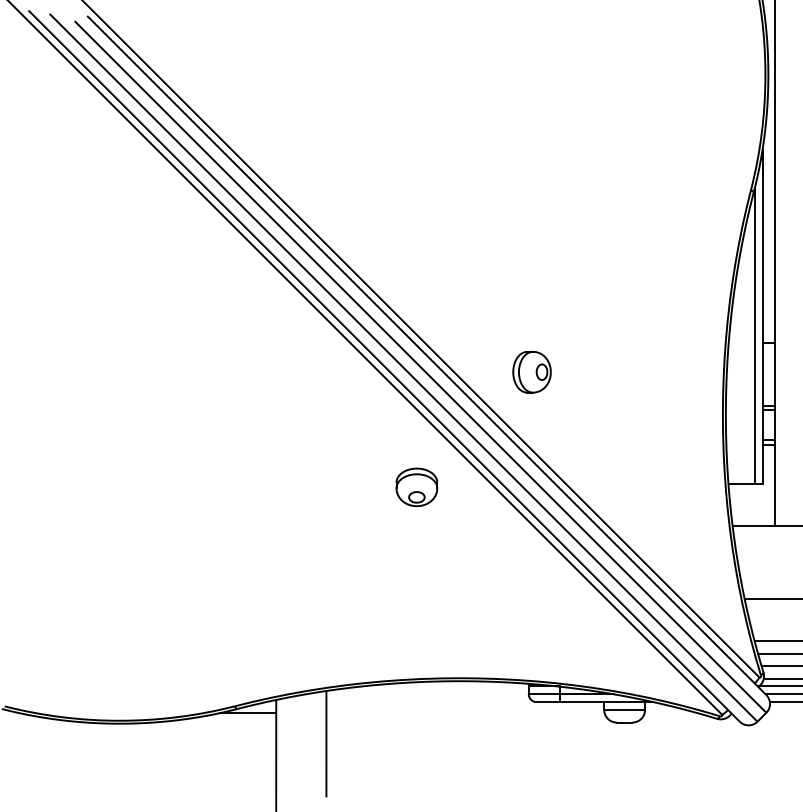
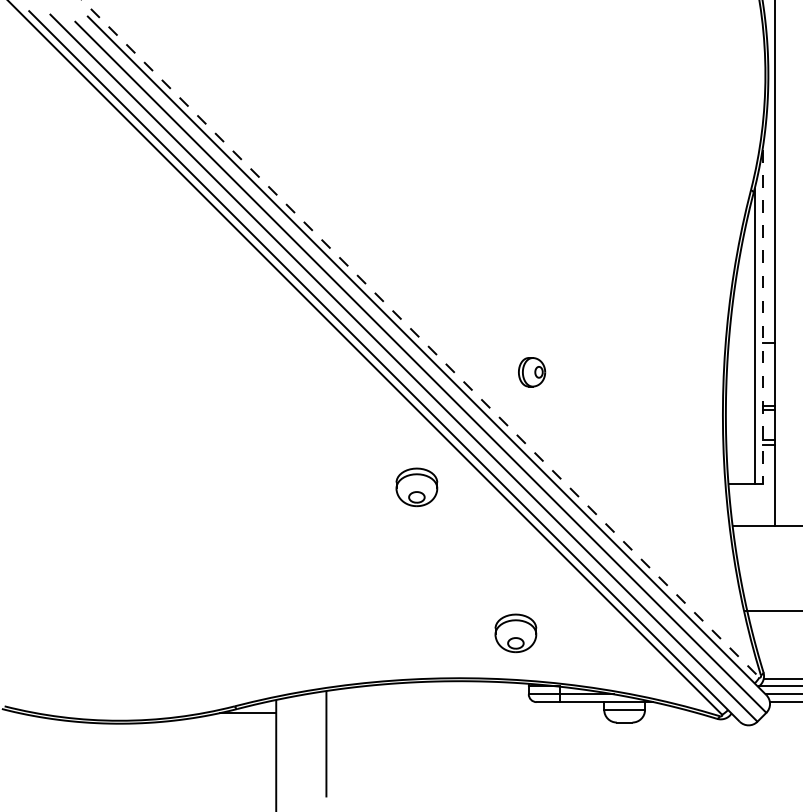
line: solid -> dashed (762, 317)
line: solid -> dashed (420, 338)
part size: 40x43 px -> 29x31 px (532, 372)
line position: (771, 599) -> (771, 611) (771, 611)
part: none -> present (515, 633)
line: present -> none (776, 640)
line: present -> none (778, 653)
line: present -> none (780, 666)
